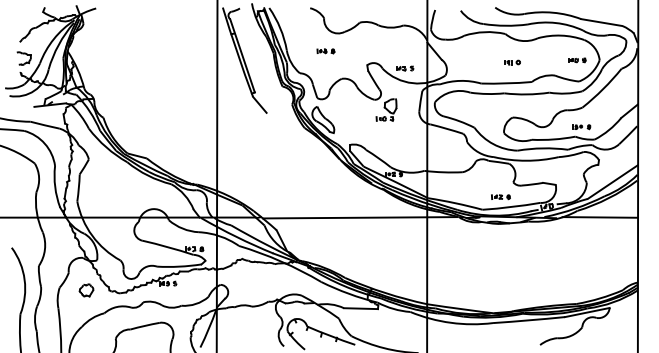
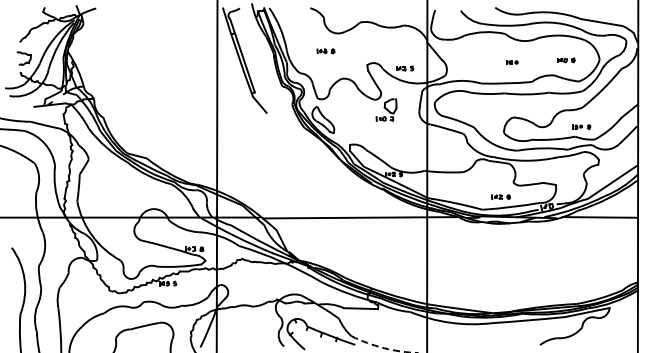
part position: (577, 60) -> (566, 60) (566, 60)
part size: 17x7 px -> 13x5 px (512, 62)
part: present -> none (86, 290)
arc: solid -> dashed (384, 348)
